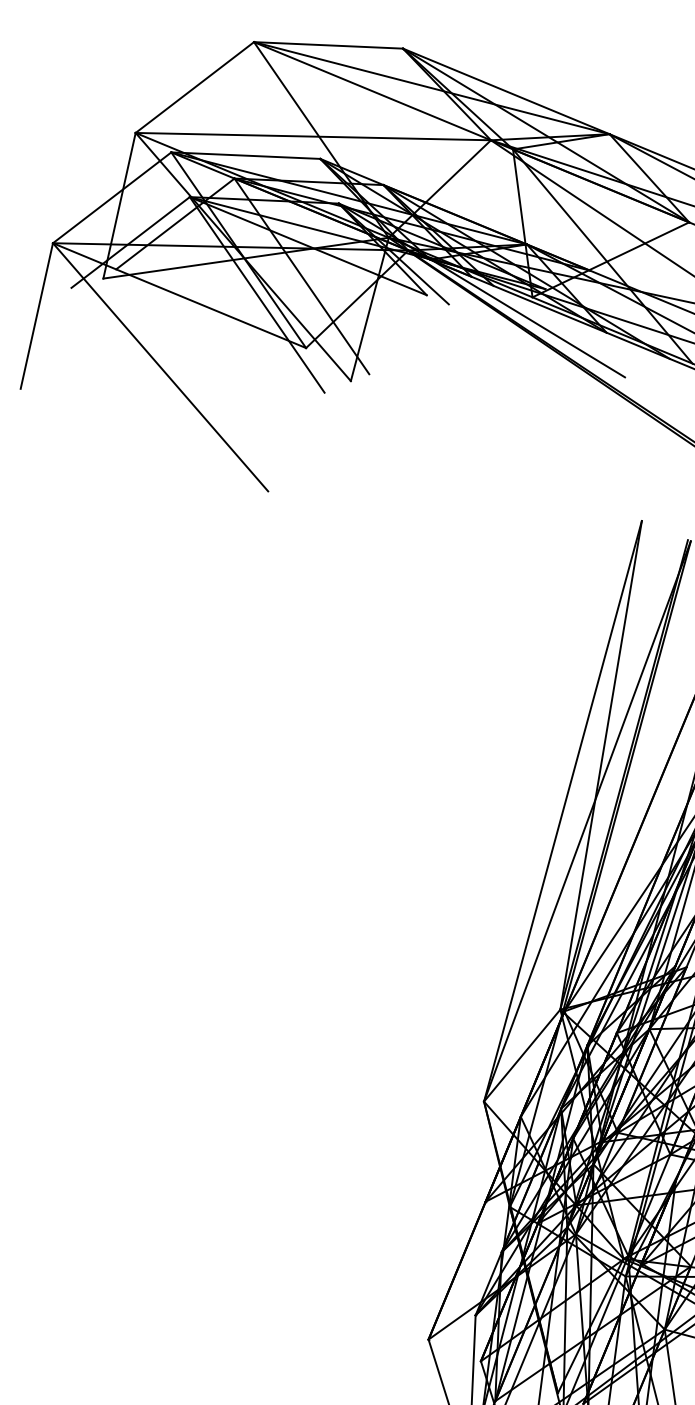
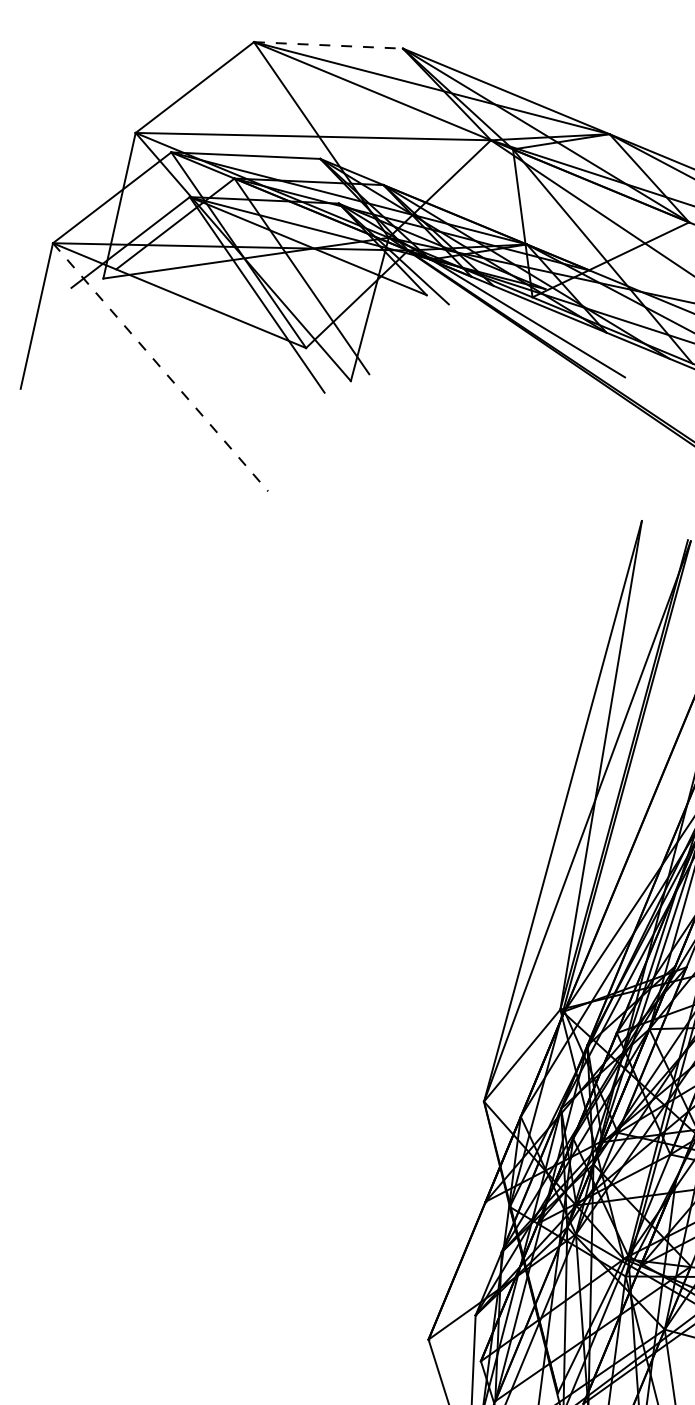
line: solid -> dashed (328, 45)
line: solid -> dashed (160, 367)
